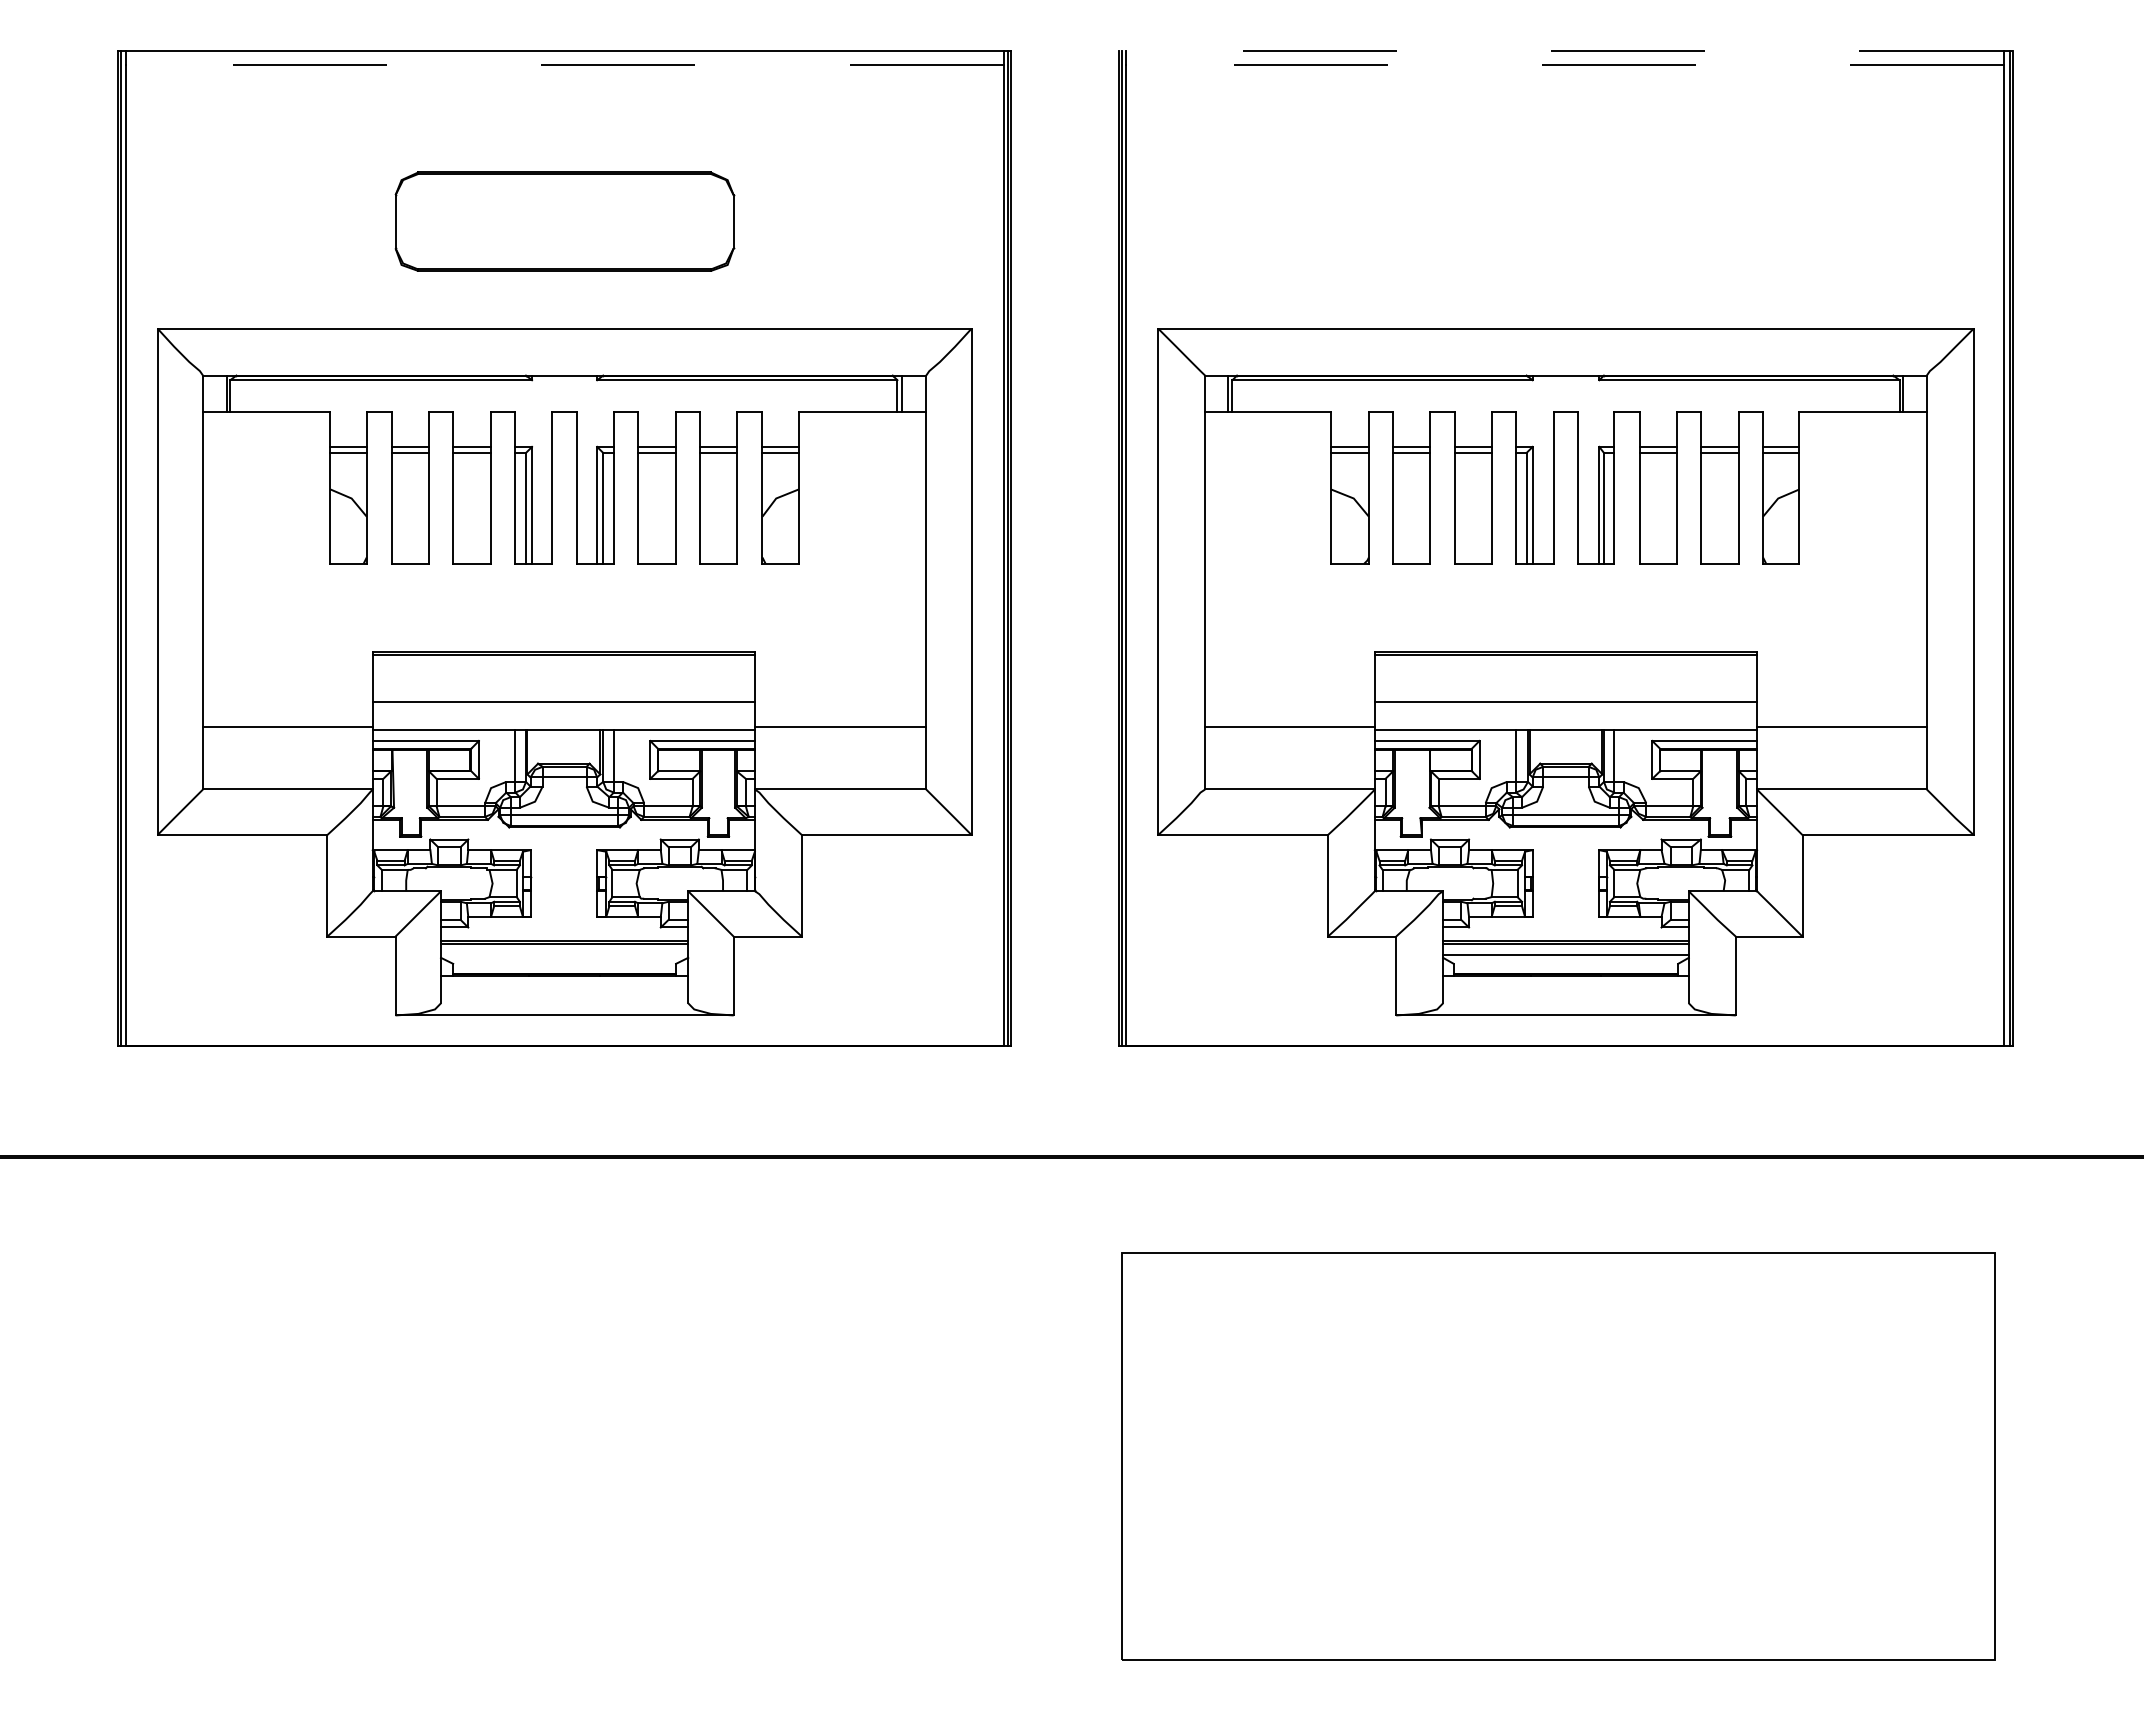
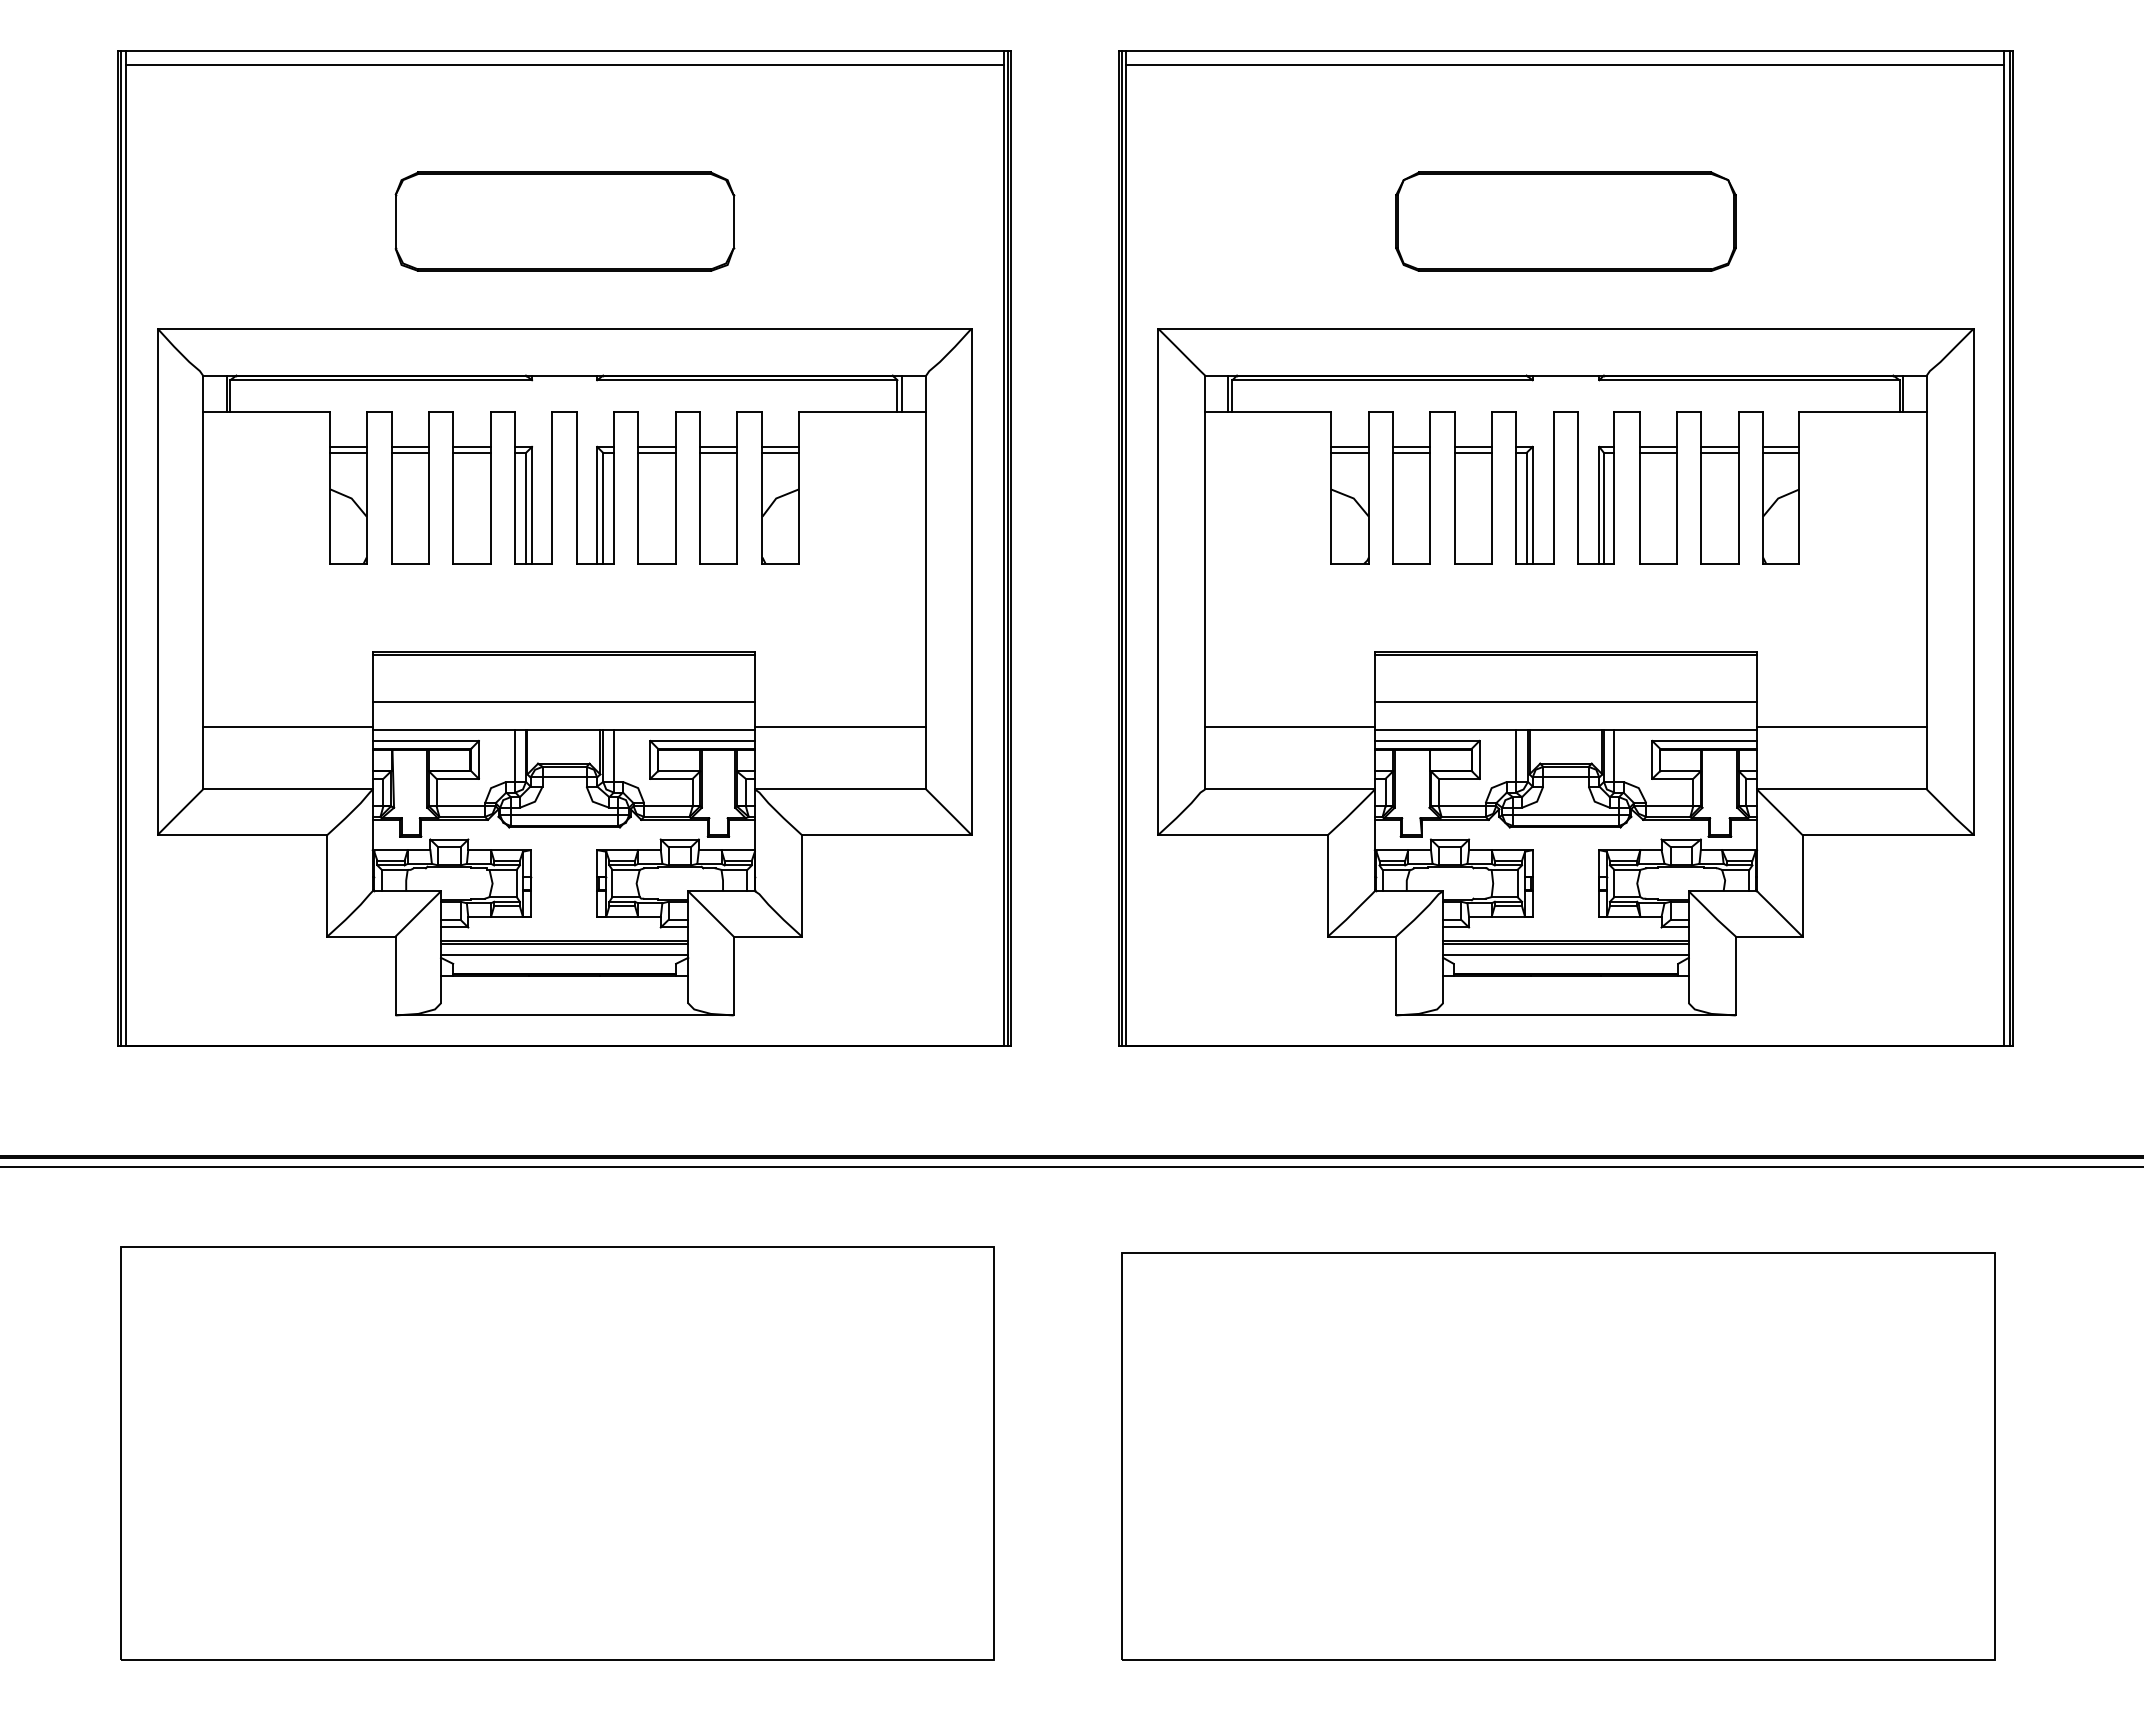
line: dashed -> solid (1565, 51)
line: dashed -> solid (564, 64)
line: dashed -> solid (1565, 64)
part: none -> present (1565, 221)
line: none -> present (564, 954)
line: none -> present (1071, 1167)
part: none -> present (557, 1453)
